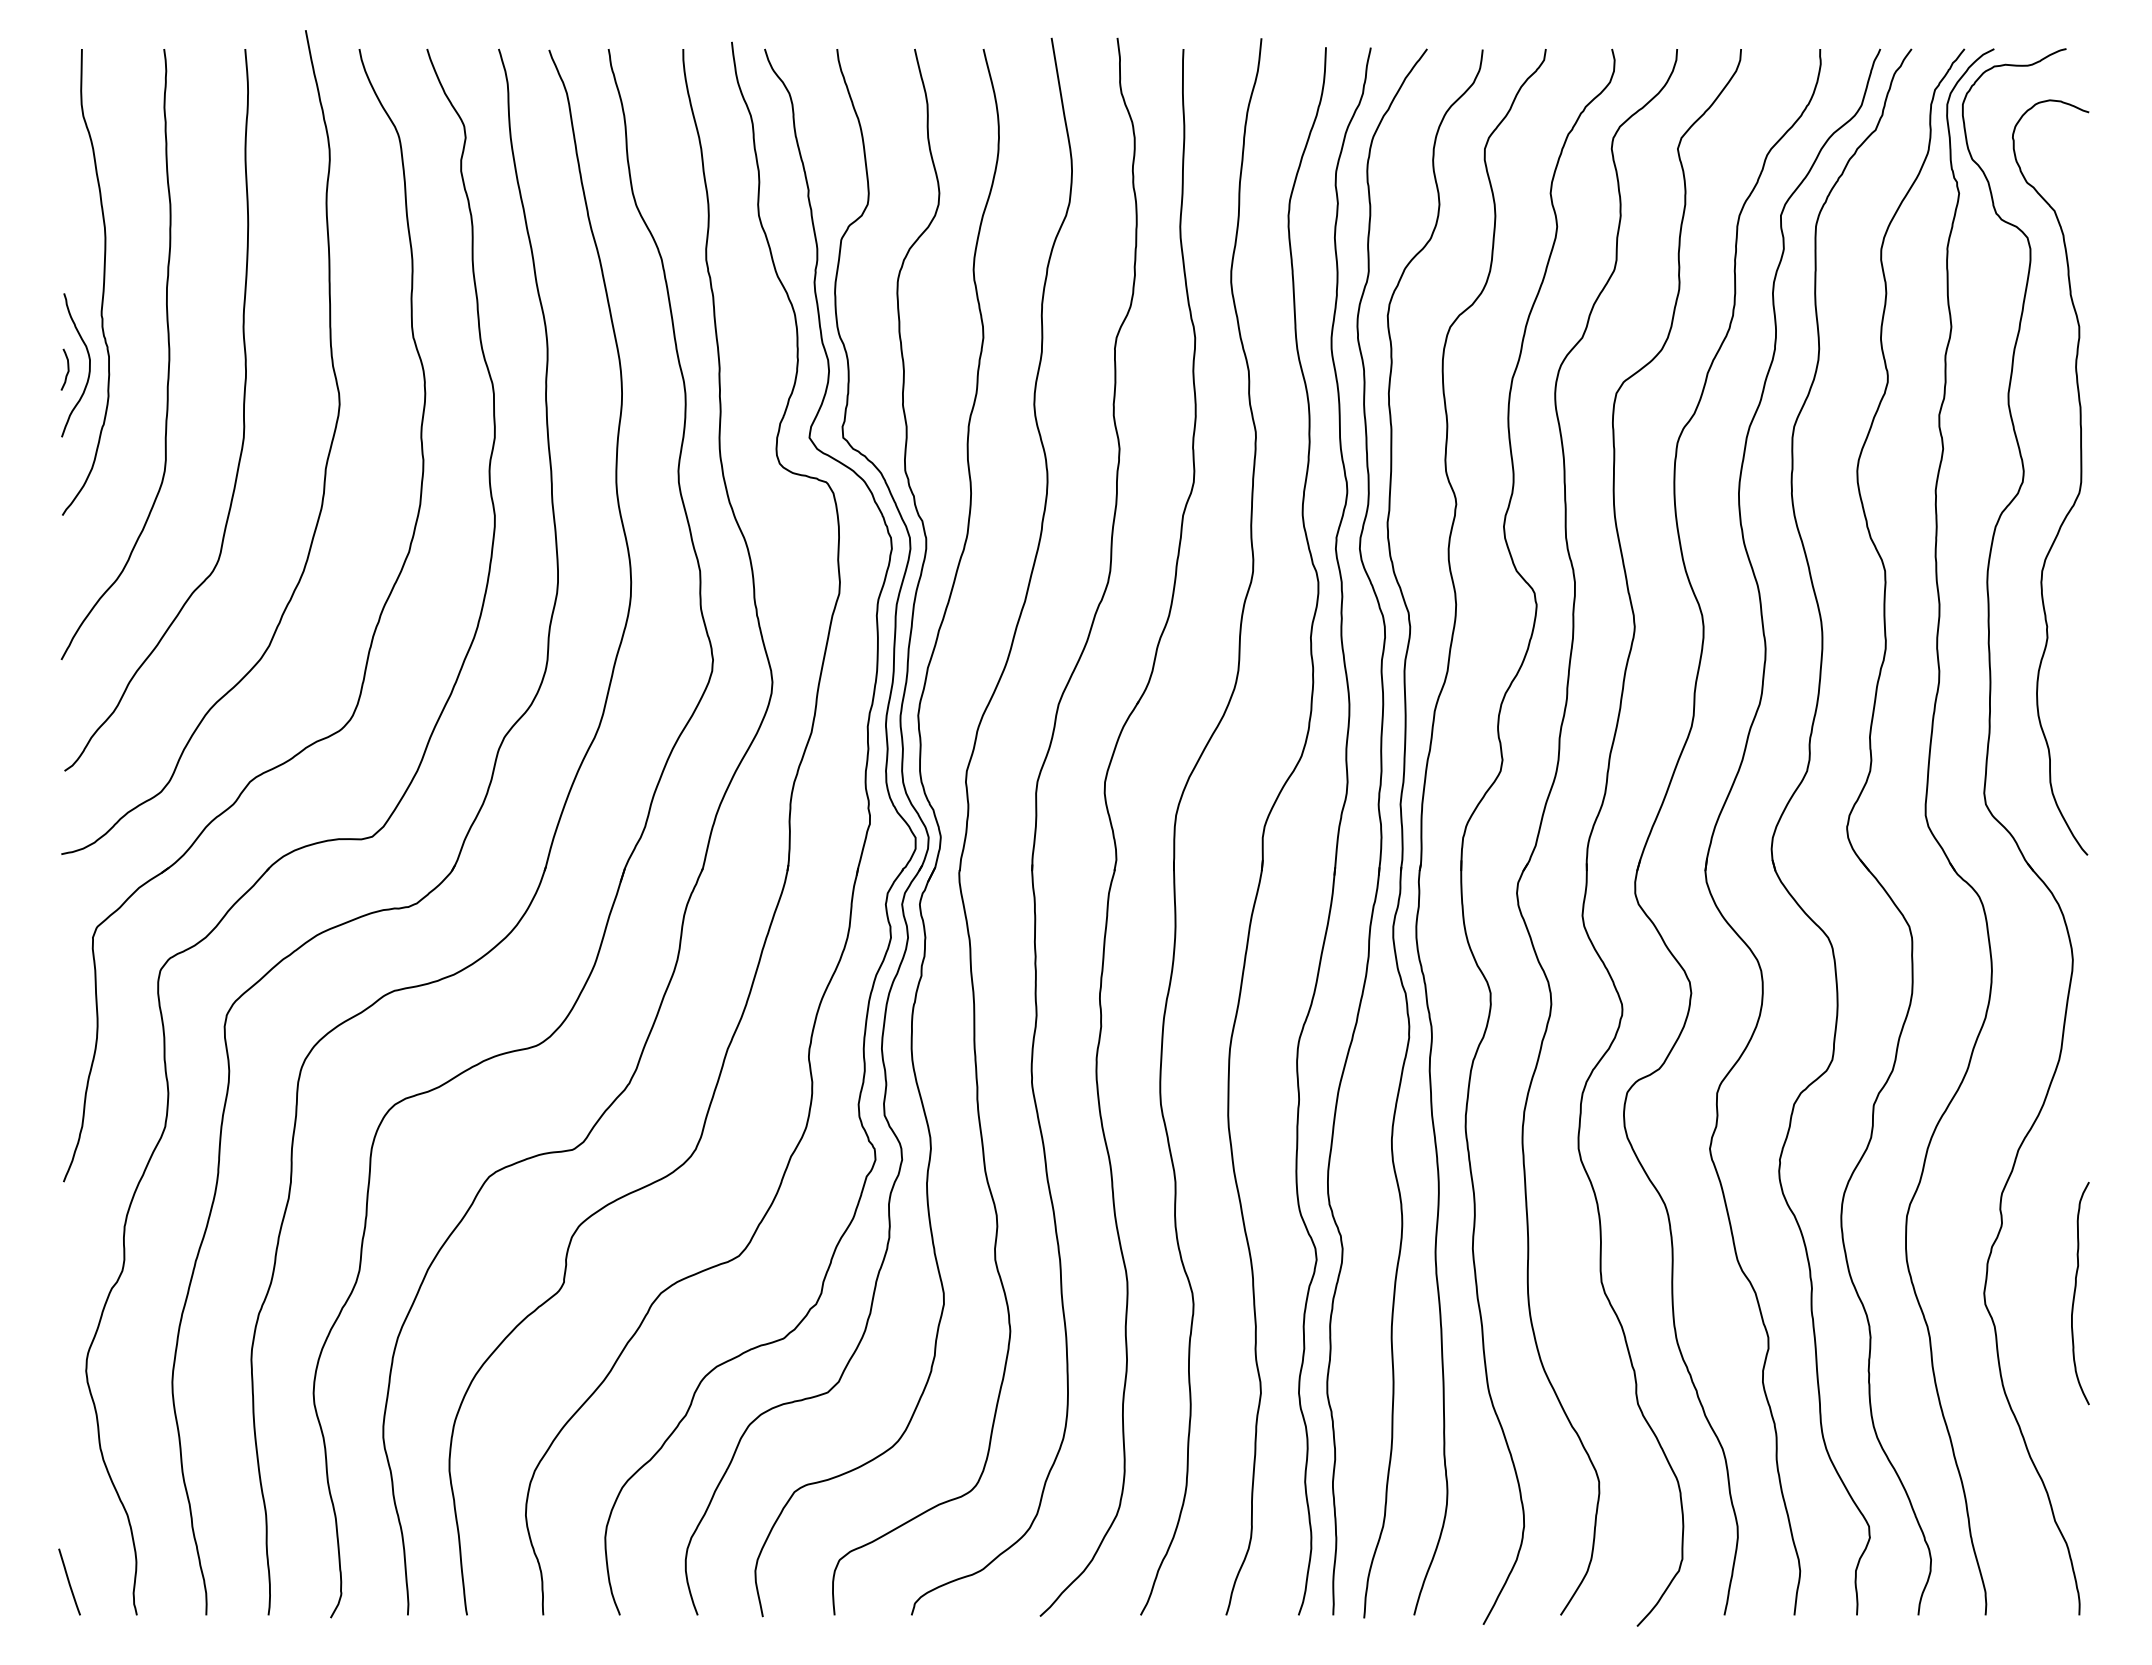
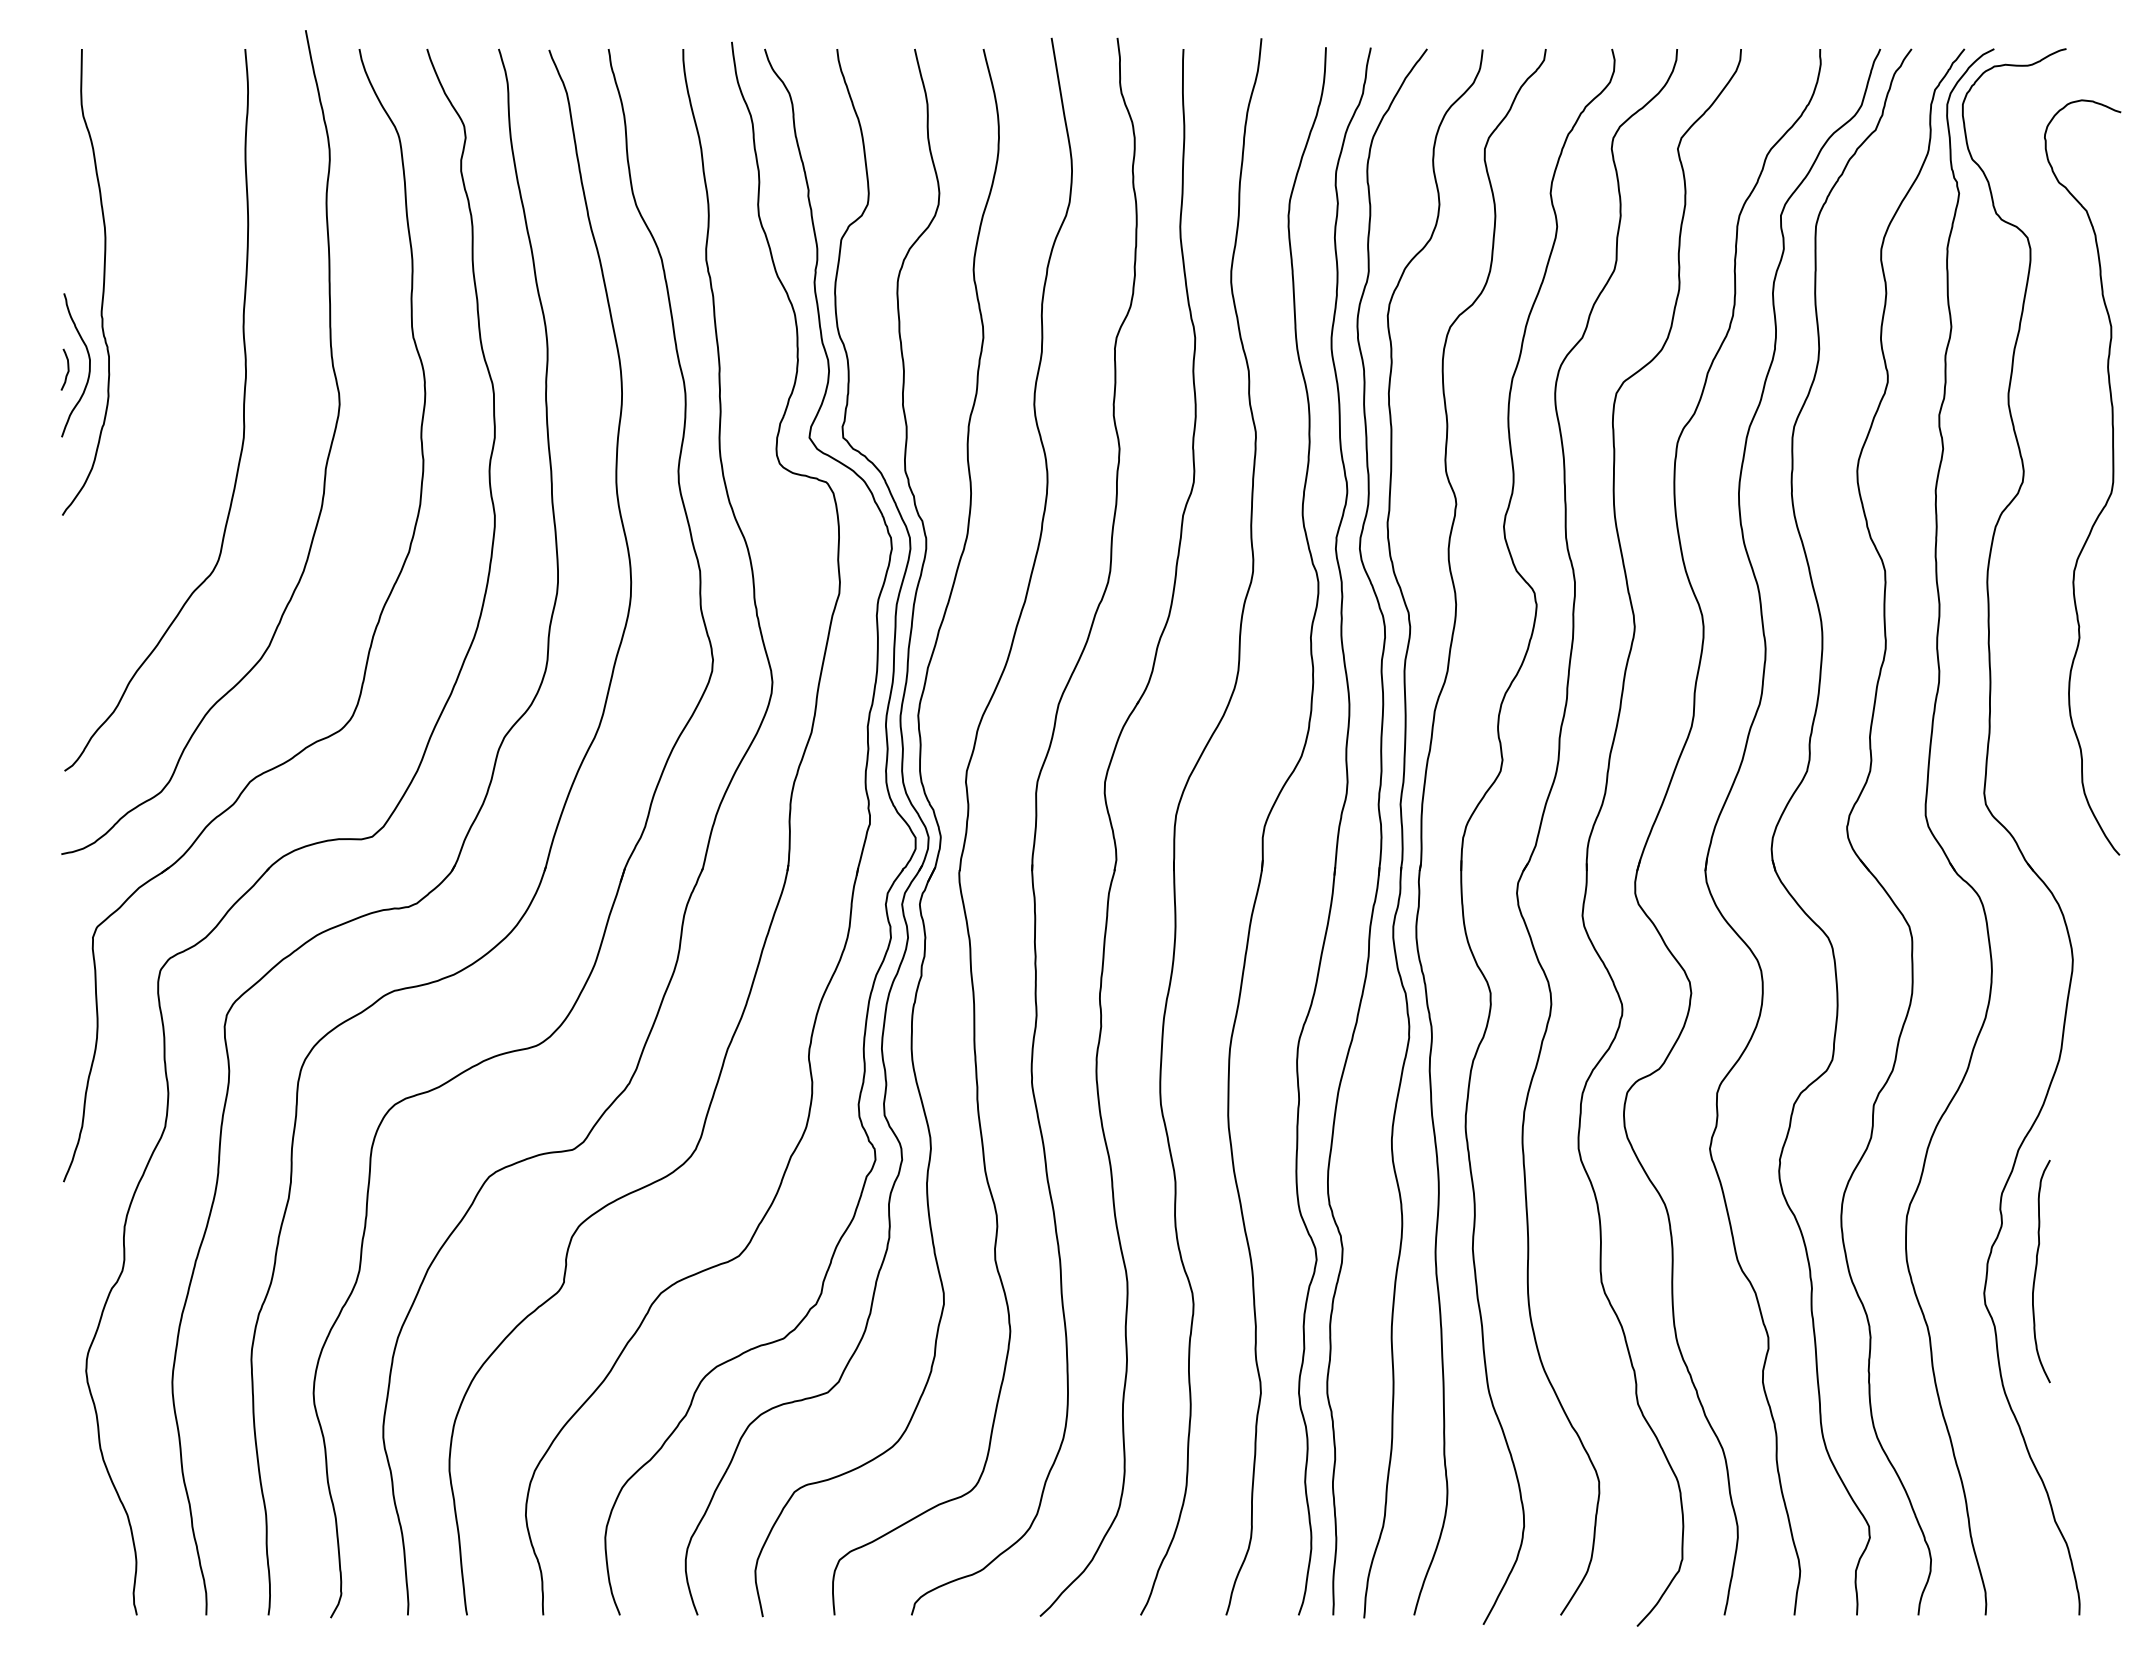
curve: present -> none (168, 354)
curve position: (2080, 477) -> (2112, 477) (2112, 477)
curve position: (2075, 1293) -> (2036, 1271) (2036, 1271)
line: present -> none (69, 1581)
